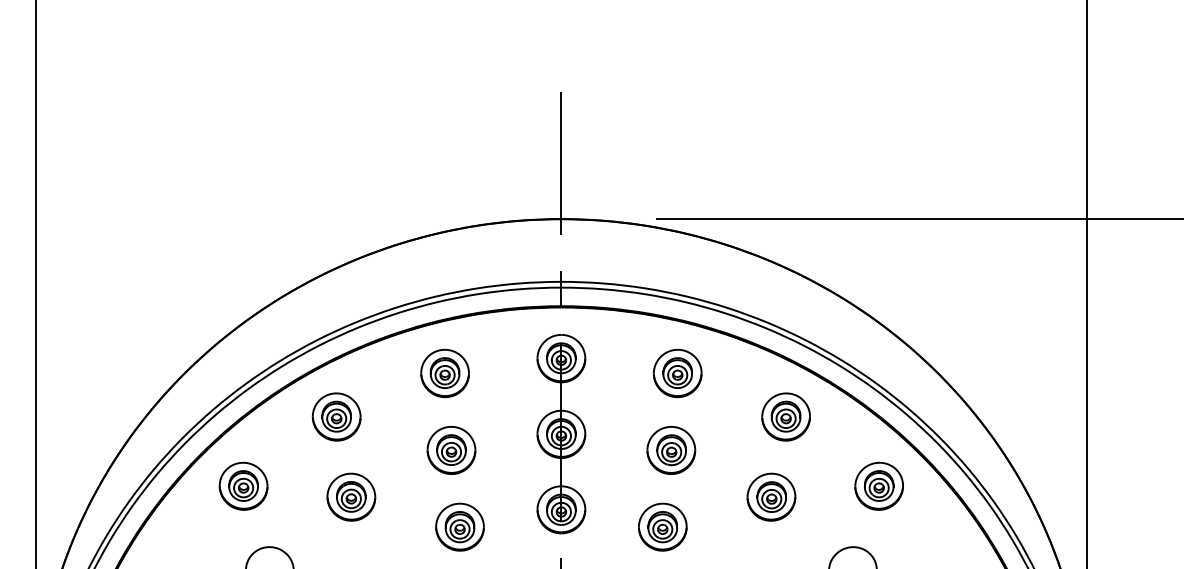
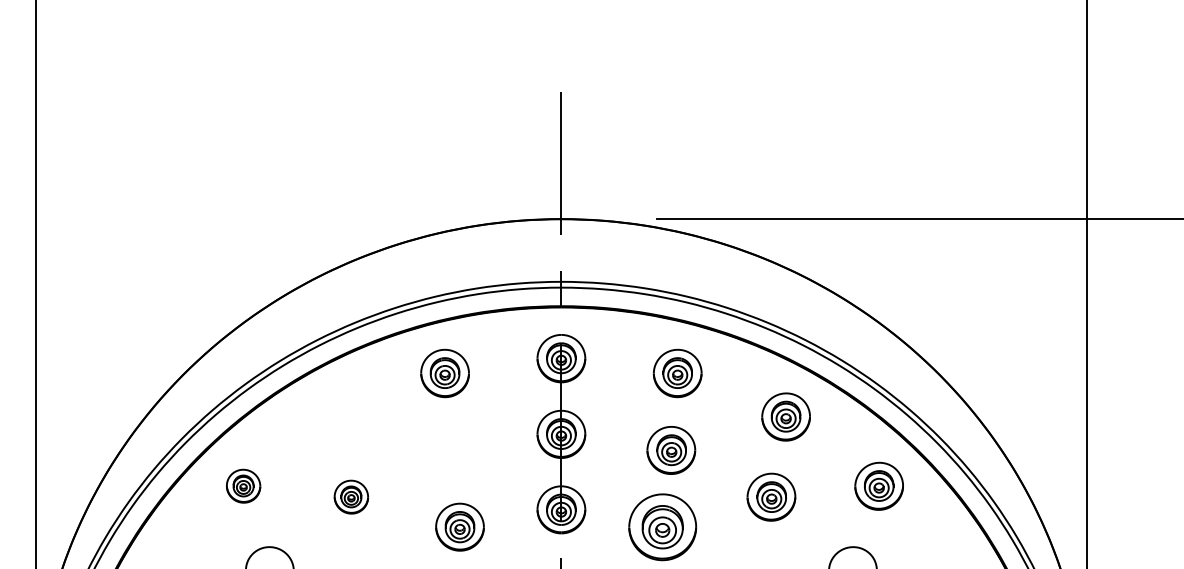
part: present -> none (336, 416)
part: present -> none (451, 450)
part size: 51x50 px -> 36x36 px (243, 485)
part size: 51x50 px -> 36x36 px (350, 496)
part size: 50x50 px -> 70x69 px (662, 527)
